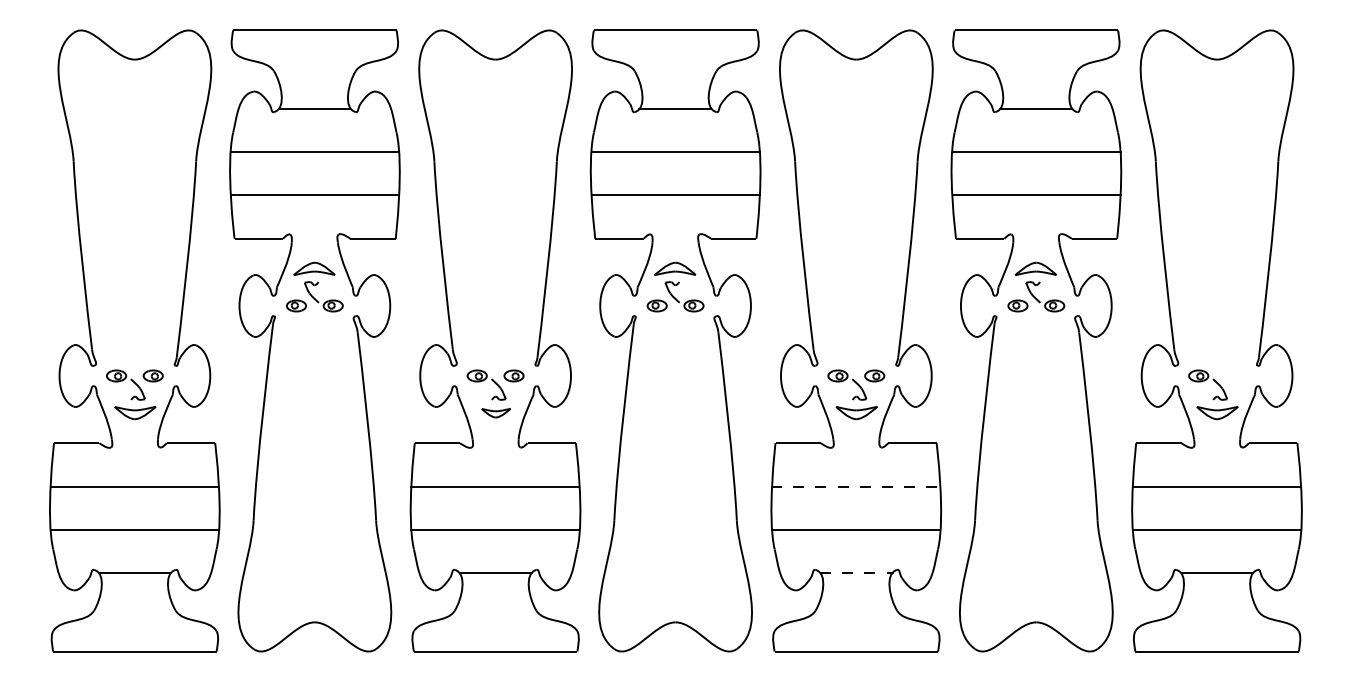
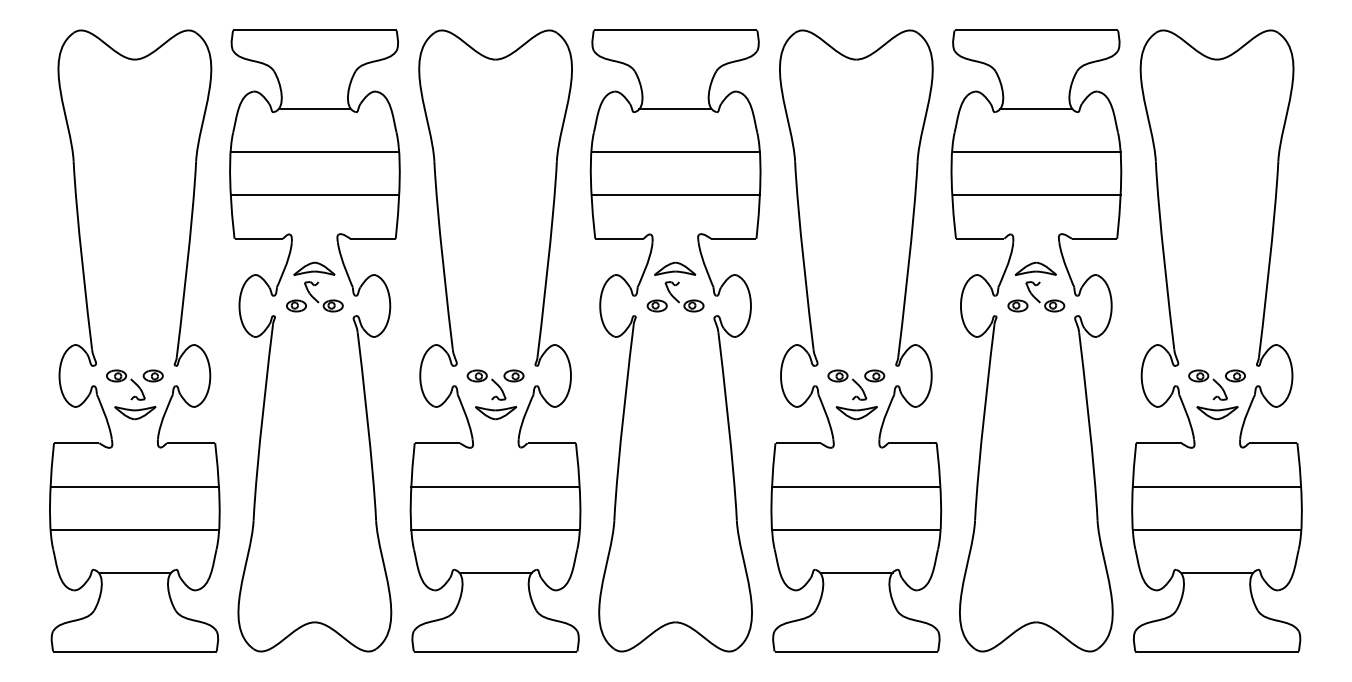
part: none -> present (1235, 375)
part size: 30x11 px -> 43x15 px (496, 413)
line: dashed -> solid (856, 486)
line: dashed -> solid (856, 573)
